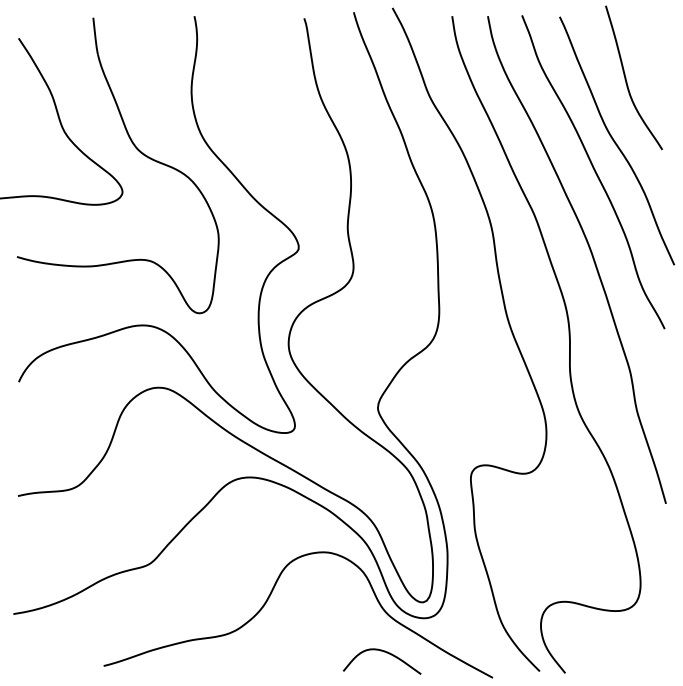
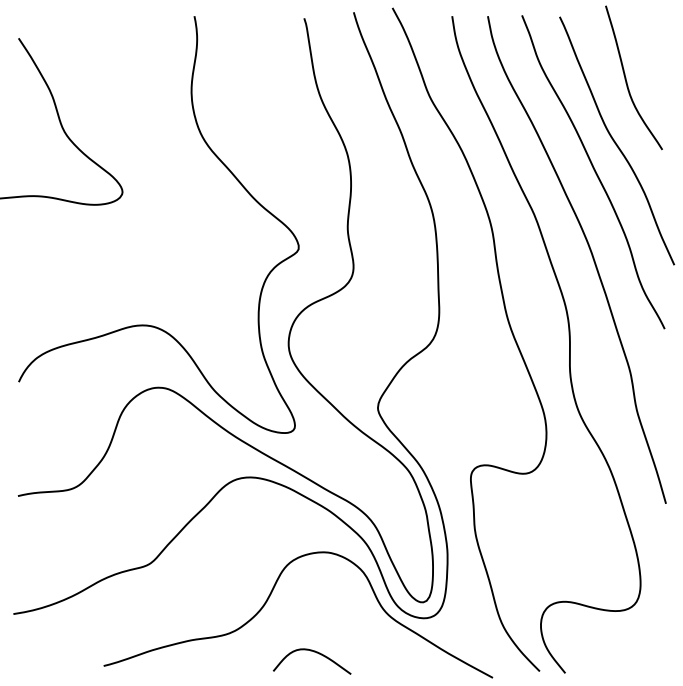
part: present -> none (135, 148)
curve position: (386, 653) -> (316, 653) (316, 653)
